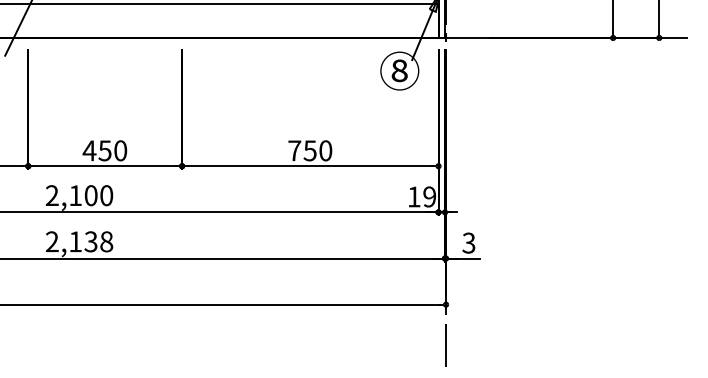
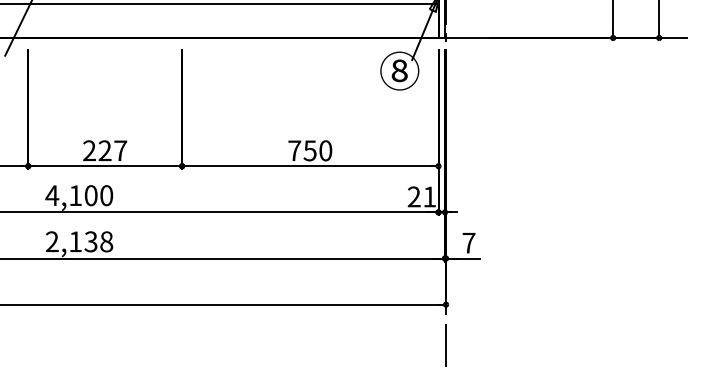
text: 450 -> 227 (104, 150)
text: 2,100 -> 4,100 (52, 195)
text: 19 -> 21 (421, 196)
text: 3 -> 7 (468, 242)
